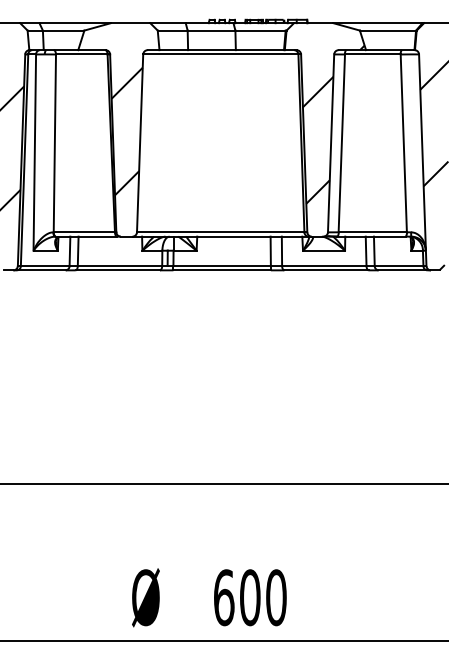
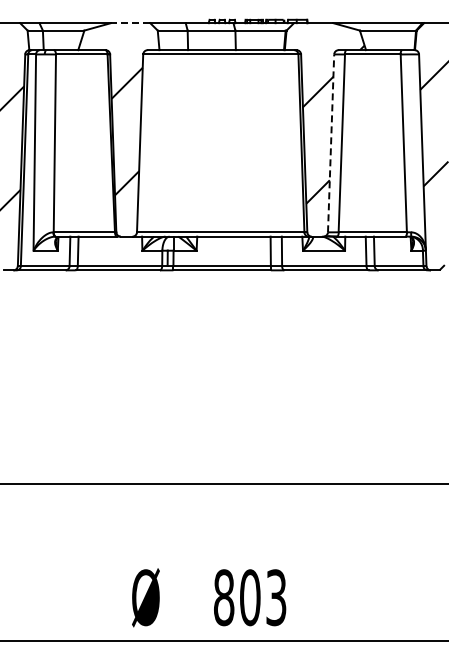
line: solid -> dashed (130, 23)
line: solid -> dashed (331, 143)
text: 600 -> 803 (250, 597)
